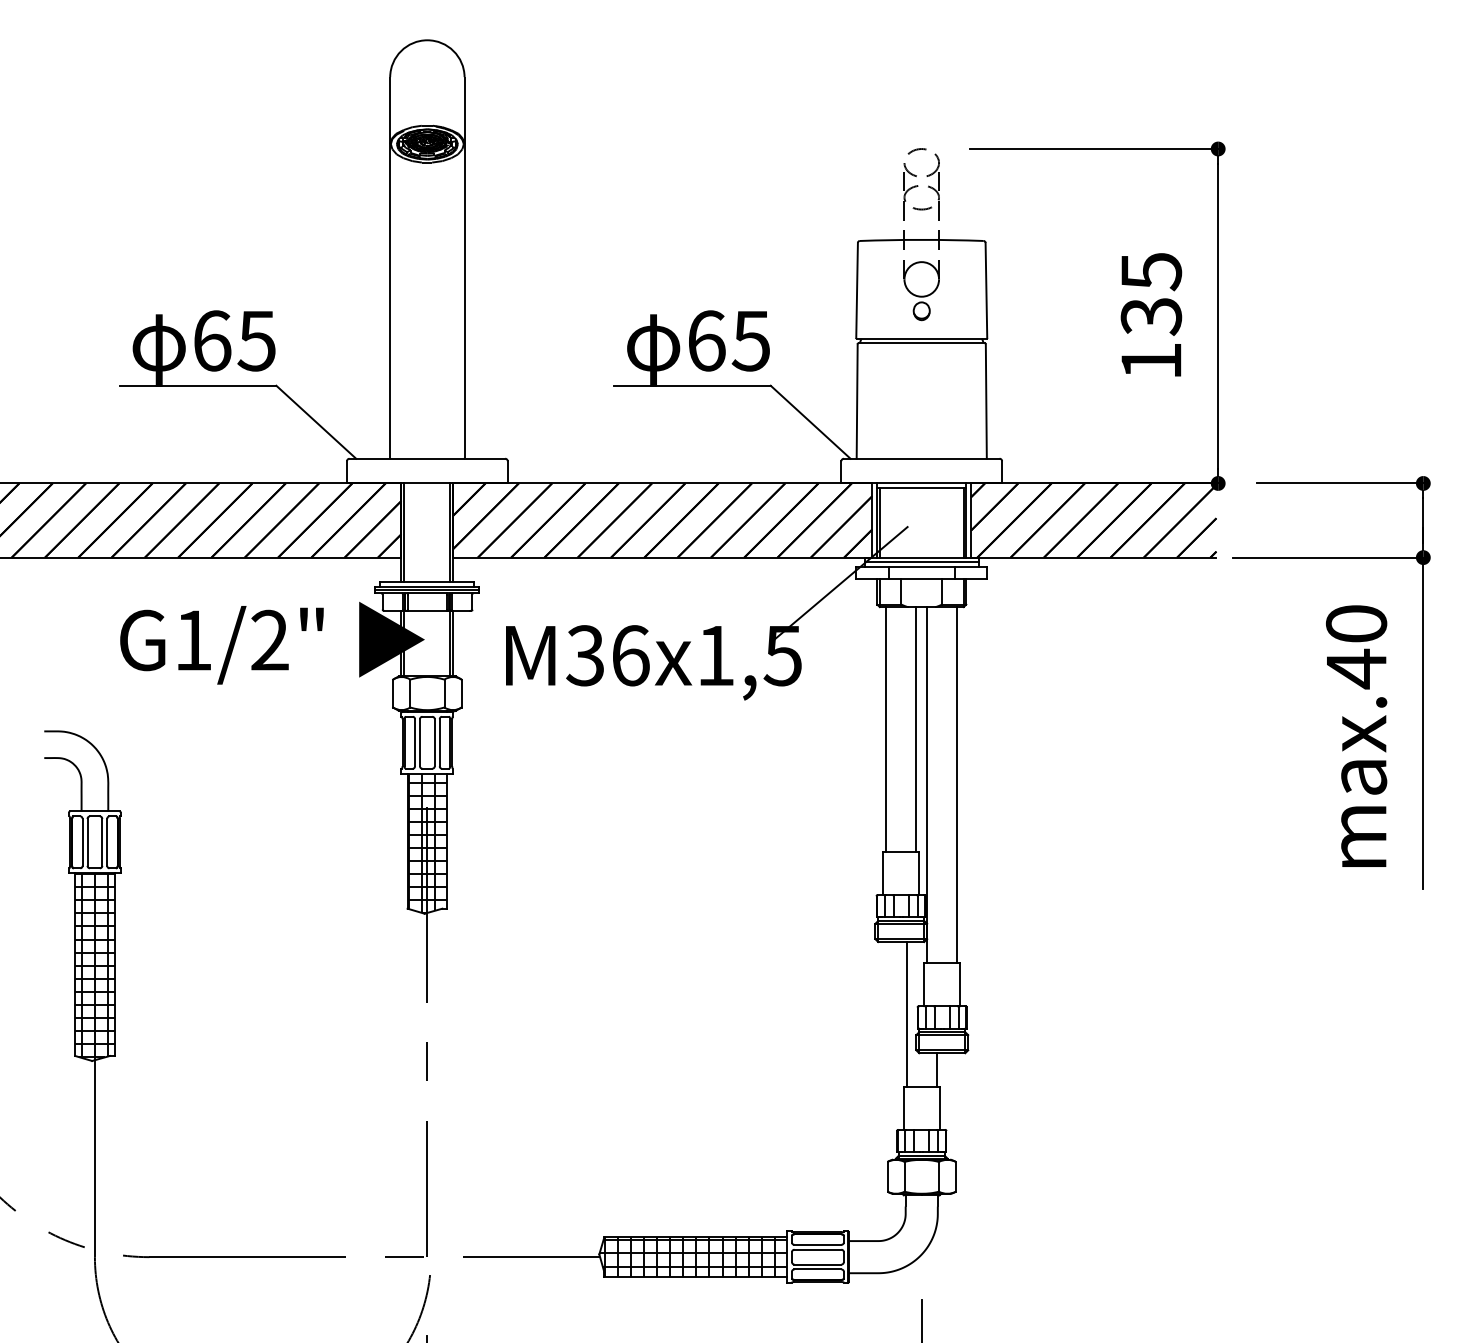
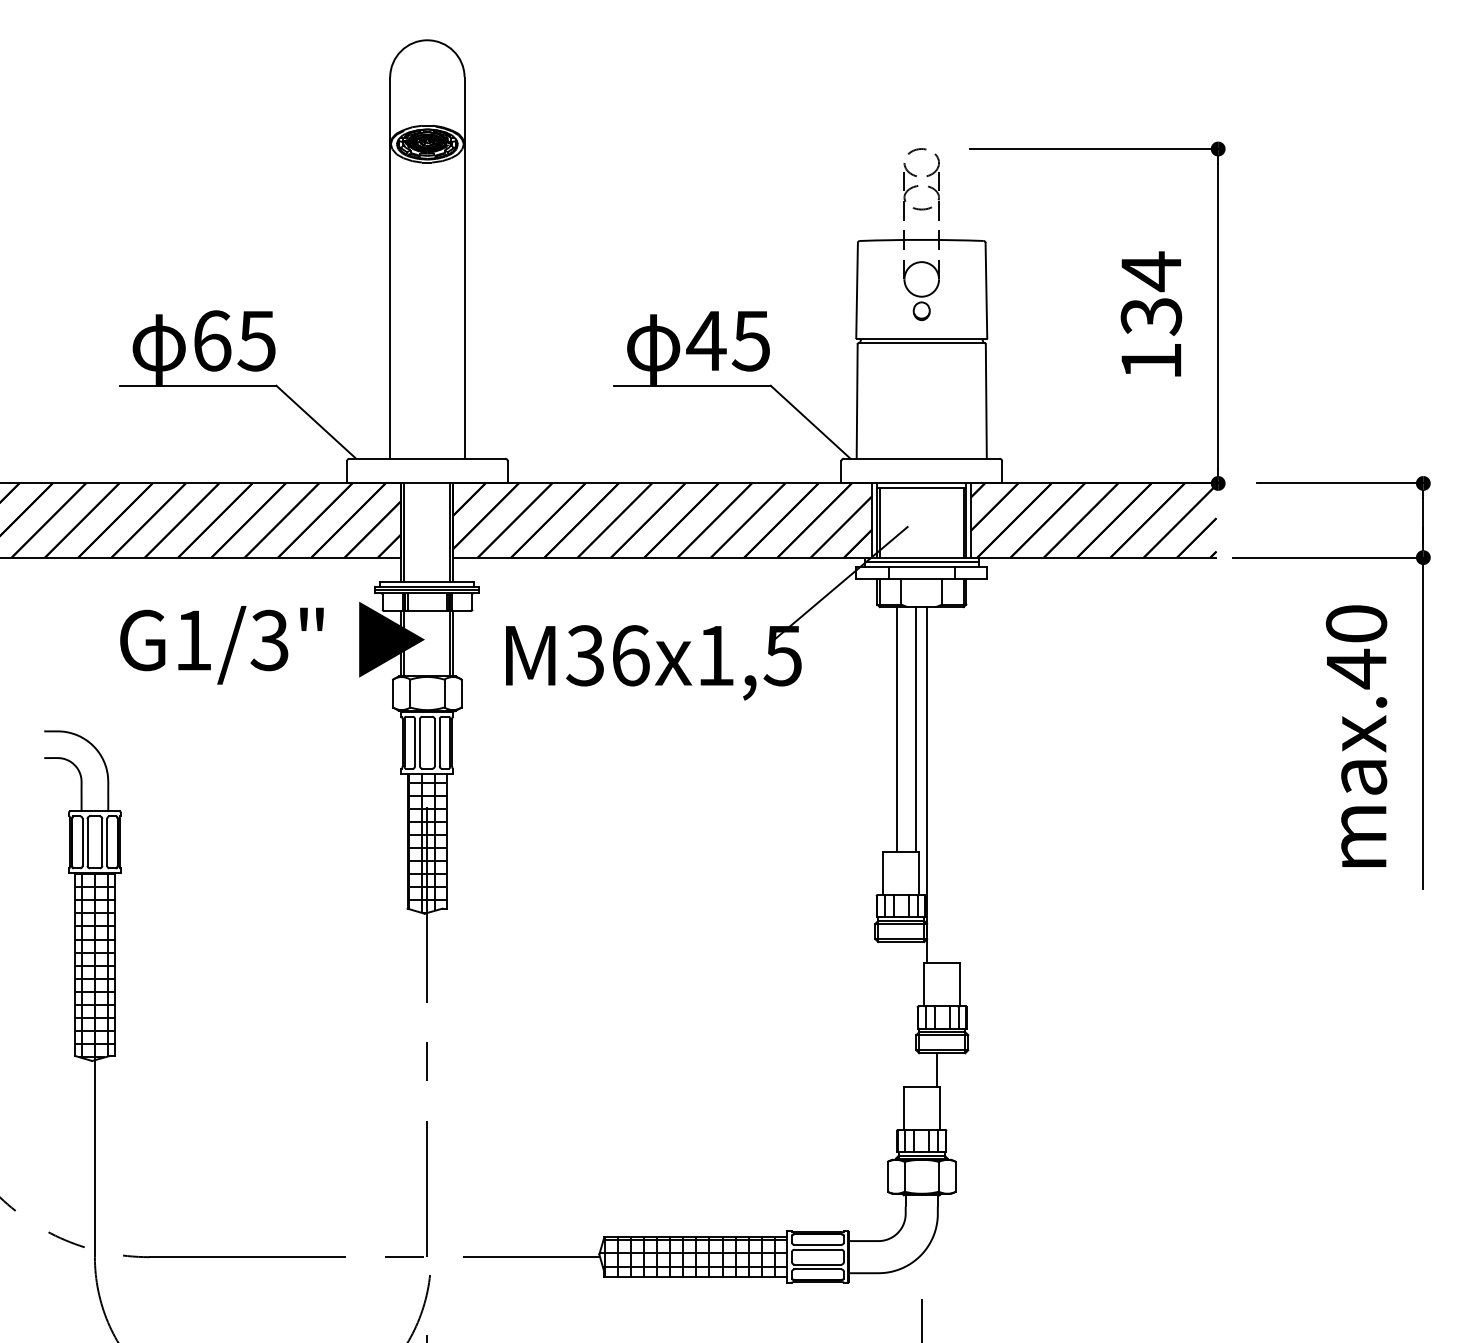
text: 135 -> 134 (1151, 271)
text: 65 -> 45 (706, 340)
text: G1/2" -> G1/3" (269, 640)
line position: (886, 729) -> (897, 729) (897, 729)
line: present -> none (957, 785)
line: present -> none (906, 1013)
